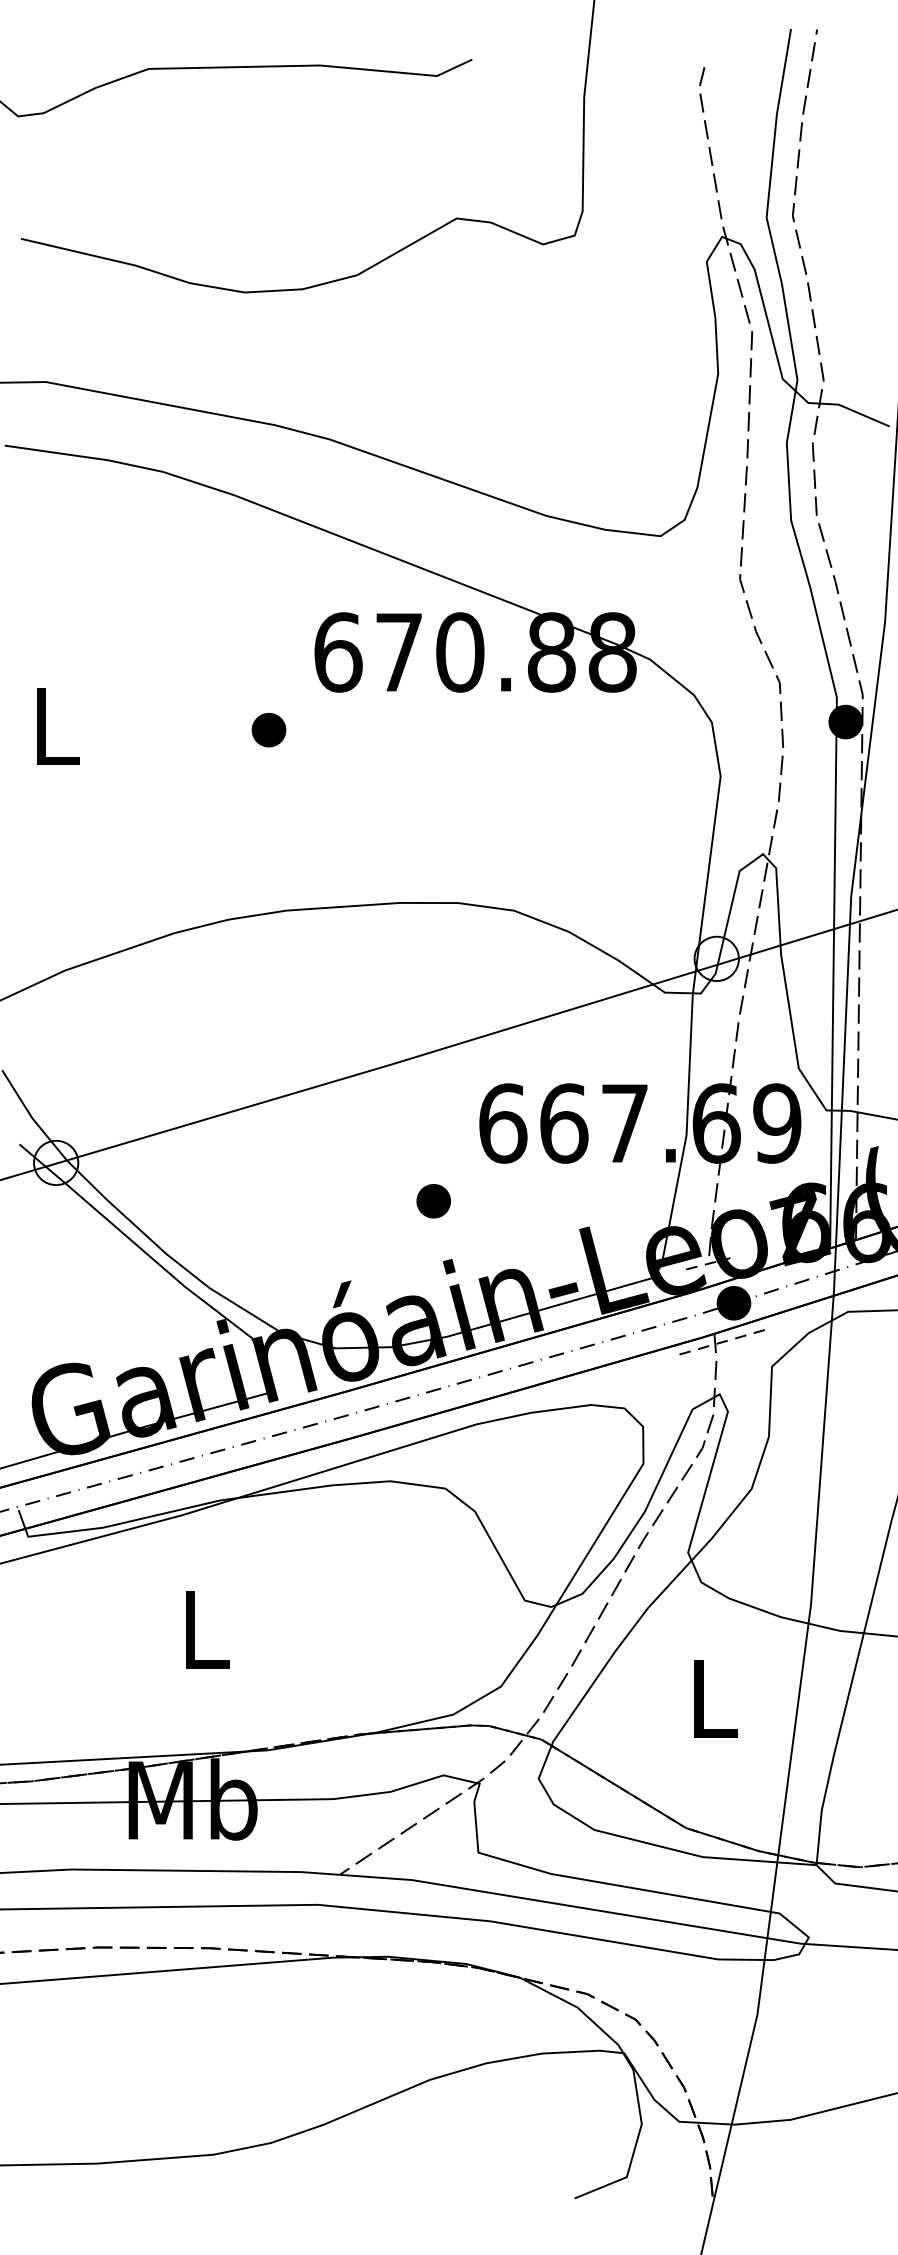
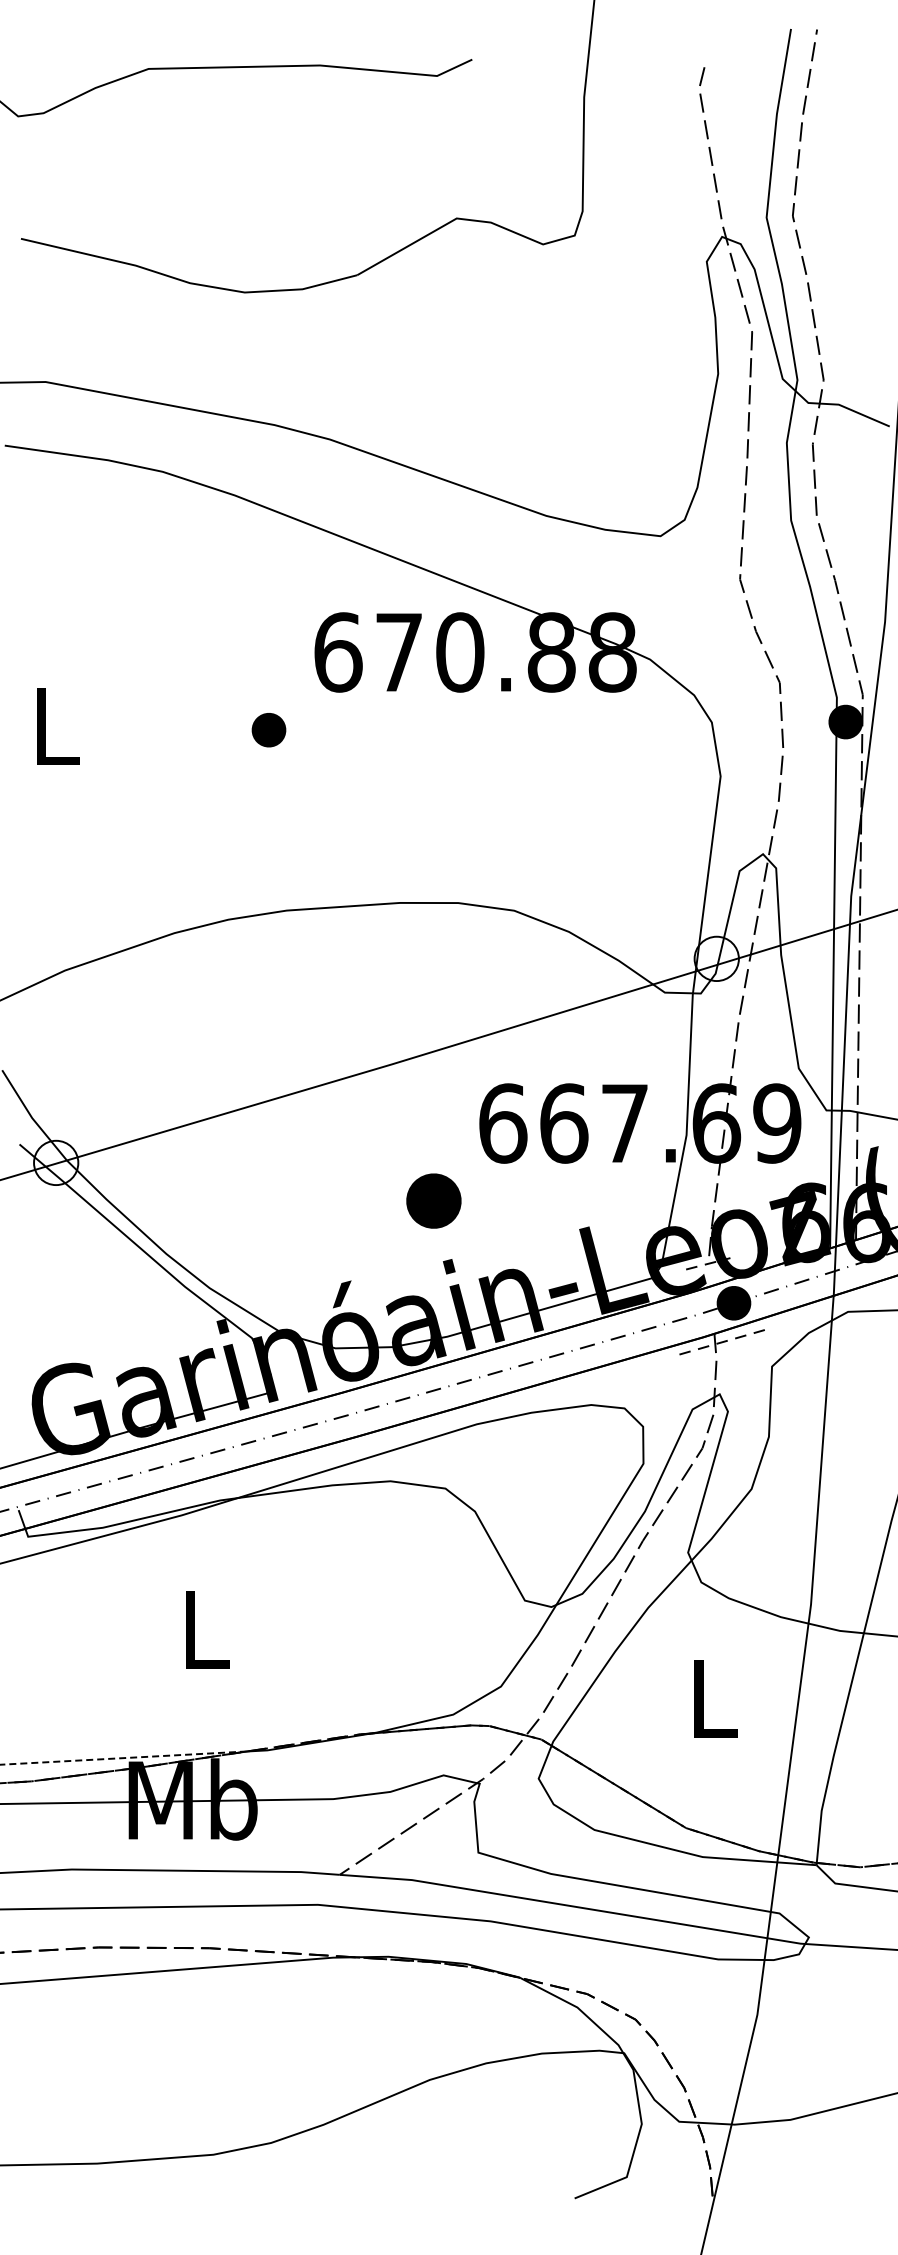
part size: 35x35 px -> 56x56 px (433, 1200)
line: solid -> dashed (123, 1758)
